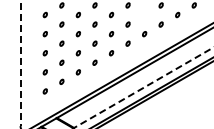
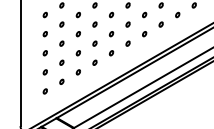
part: none -> present (144, 14)
line: dashed -> solid (20, 63)
line: dashed -> solid (143, 88)
